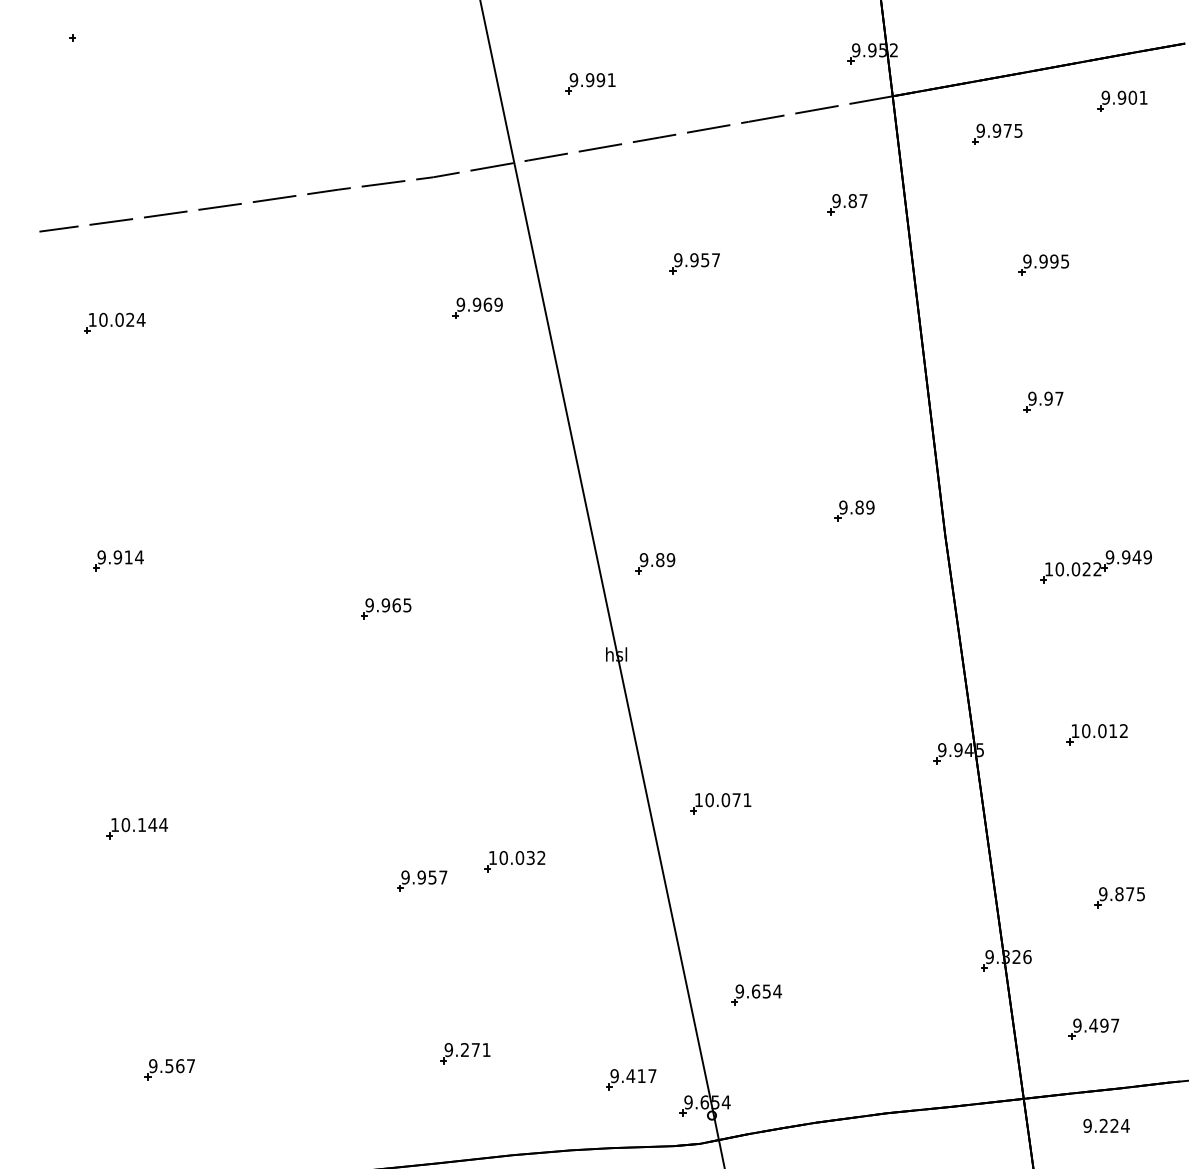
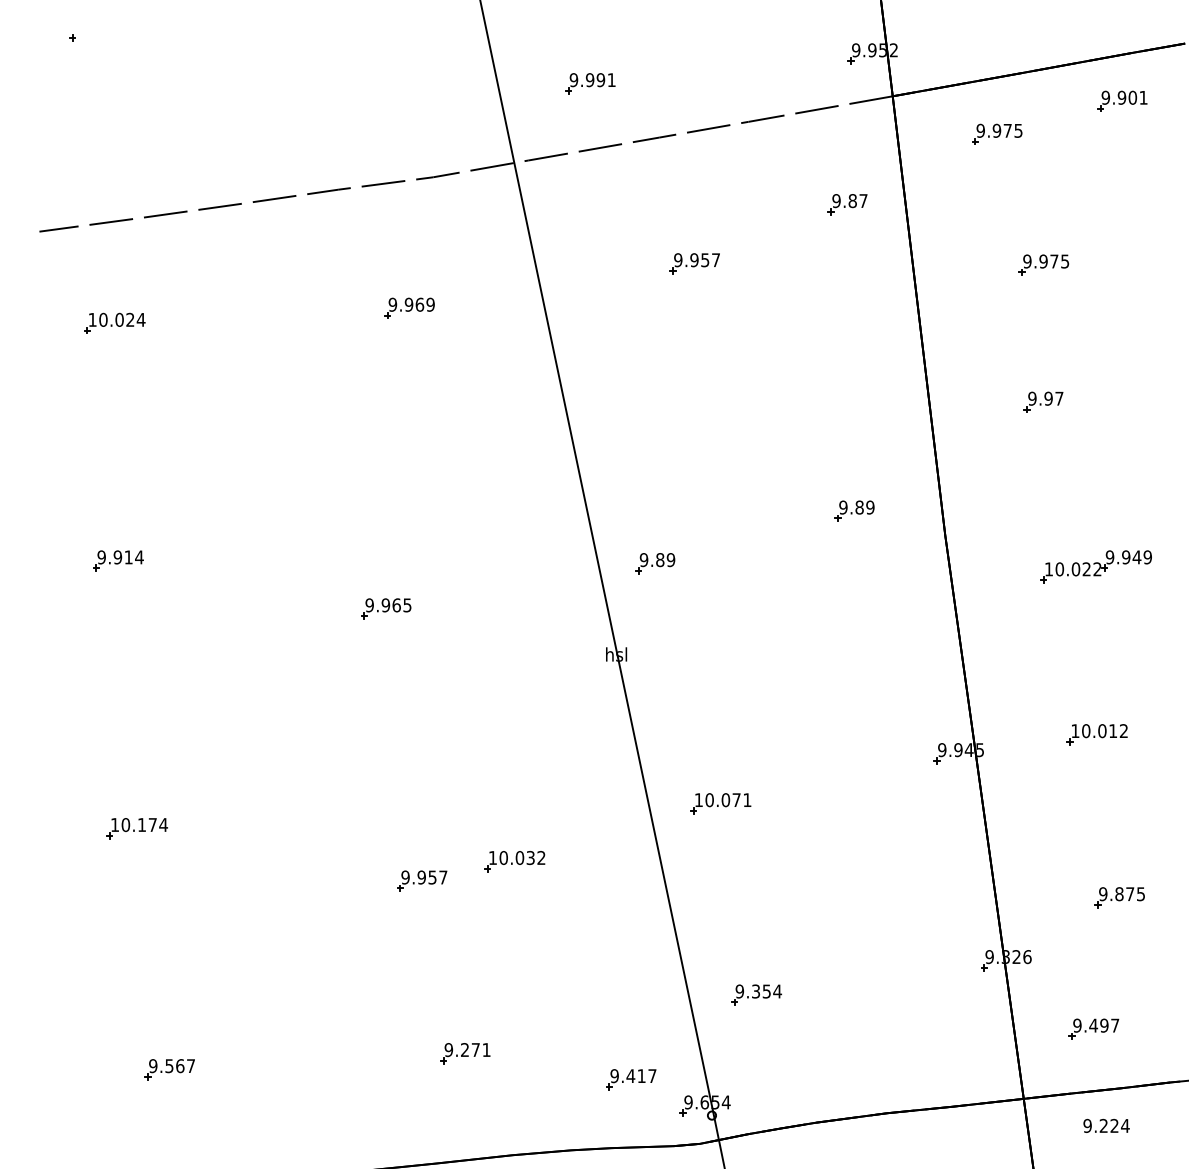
text: 9.995 -> 9.975 (1054, 261)
part position: (477, 307) -> (409, 307) (409, 307)
text: 10.144 -> 10.174 (152, 824)
text: 9.654 -> 9.354 (755, 991)
